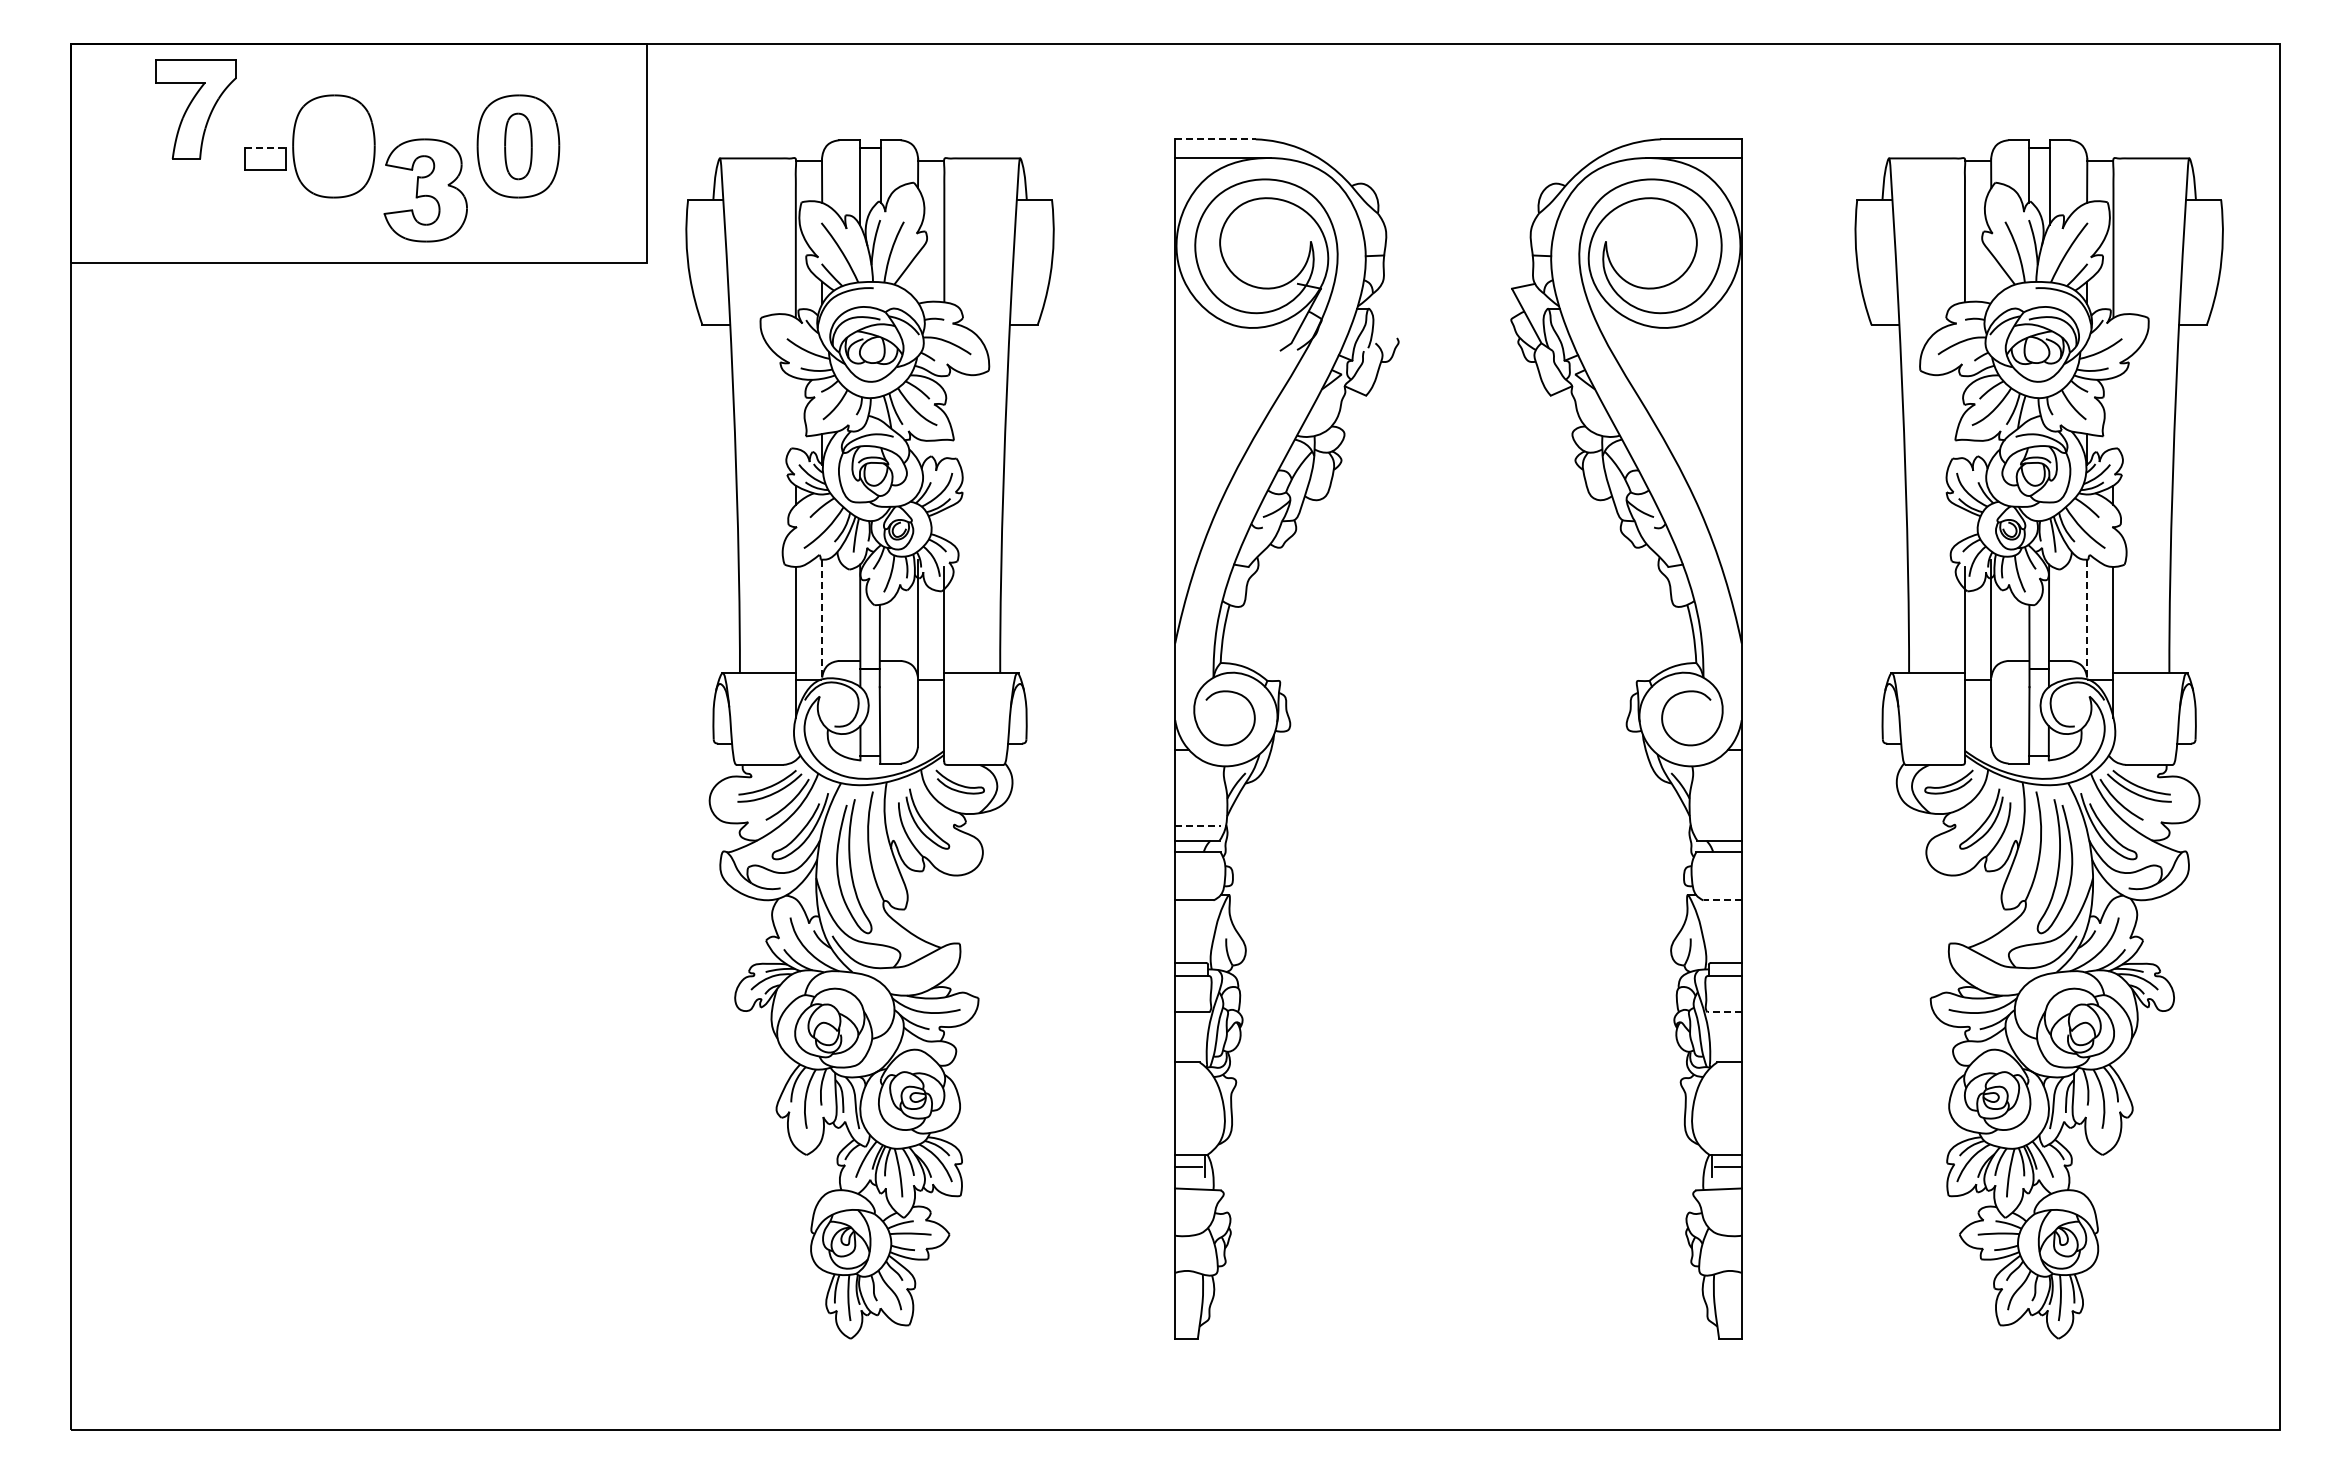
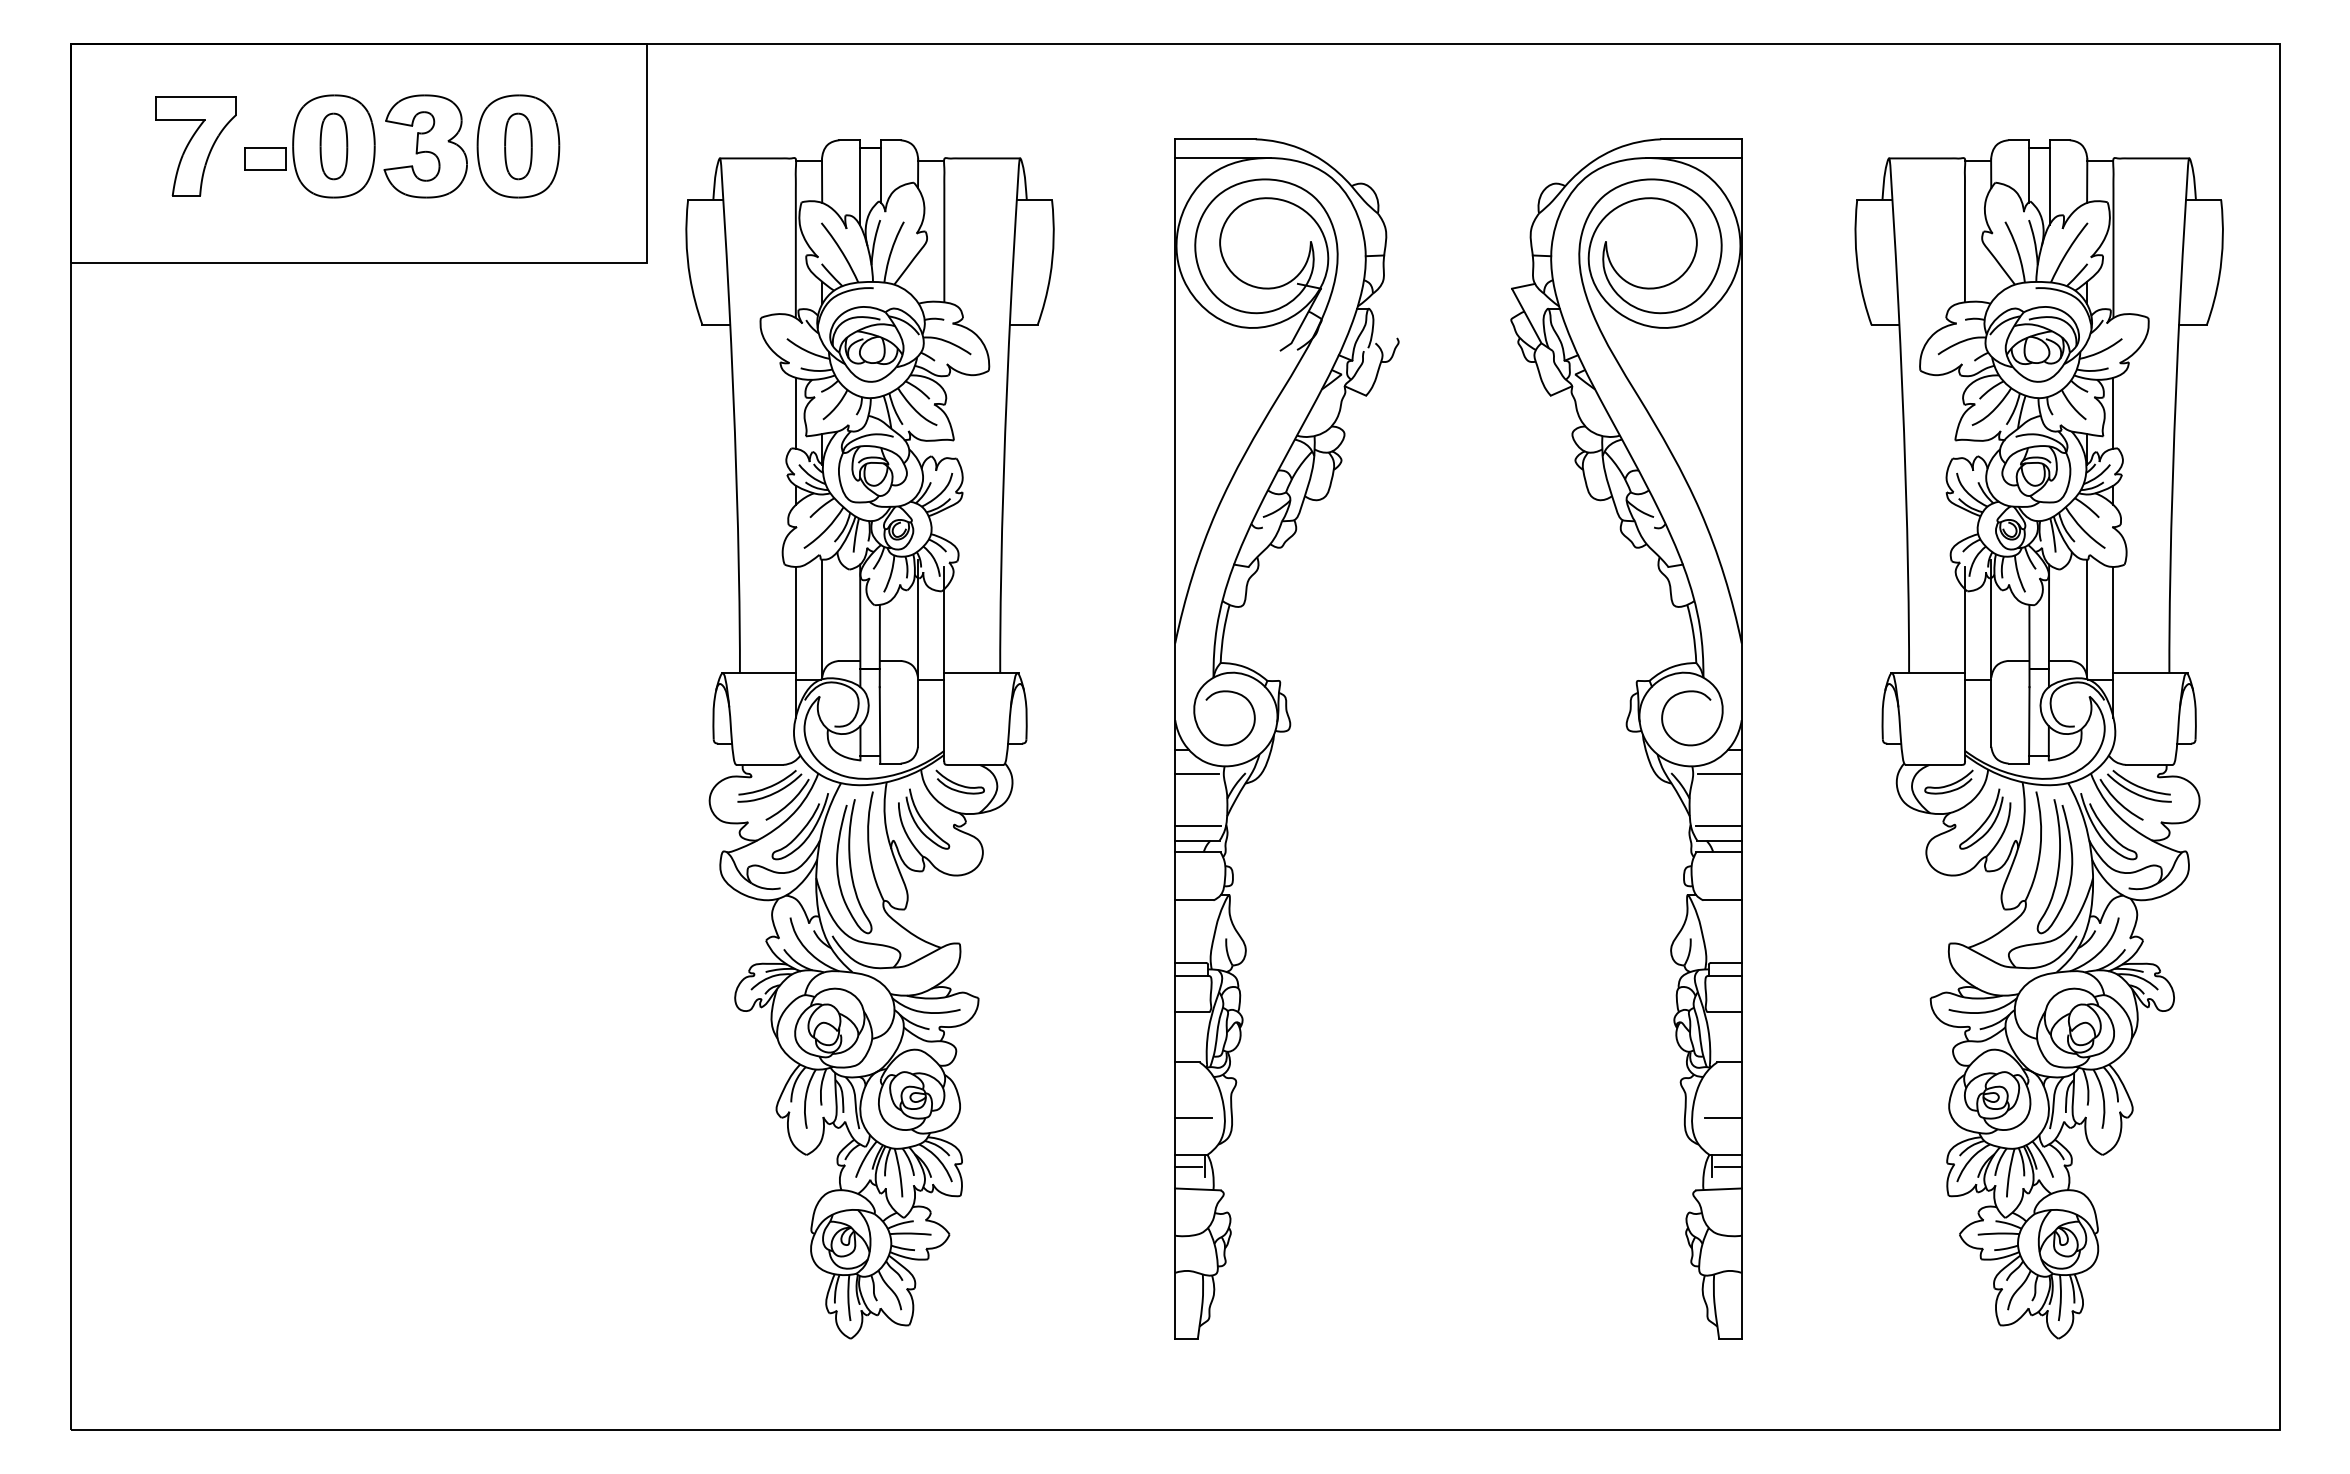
part position: (195, 109) -> (195, 146) (195, 146)
line: dashed -> solid (1215, 139)
part: none -> present (333, 146)
line: dashed -> solid (265, 148)
part position: (425, 190) -> (425, 146) (425, 146)
line: none -> present (795, 412)
line: none -> present (2113, 412)
line: dashed -> solid (822, 619)
line: dashed -> solid (2087, 619)
line: none -> present (1197, 773)
line: none -> present (1719, 773)
line: dashed -> solid (1198, 825)
line: none -> present (1718, 825)
line: dashed -> solid (1722, 900)
line: dashed -> solid (1724, 1012)
line: none -> present (1193, 1118)
line: none -> present (1722, 1118)
